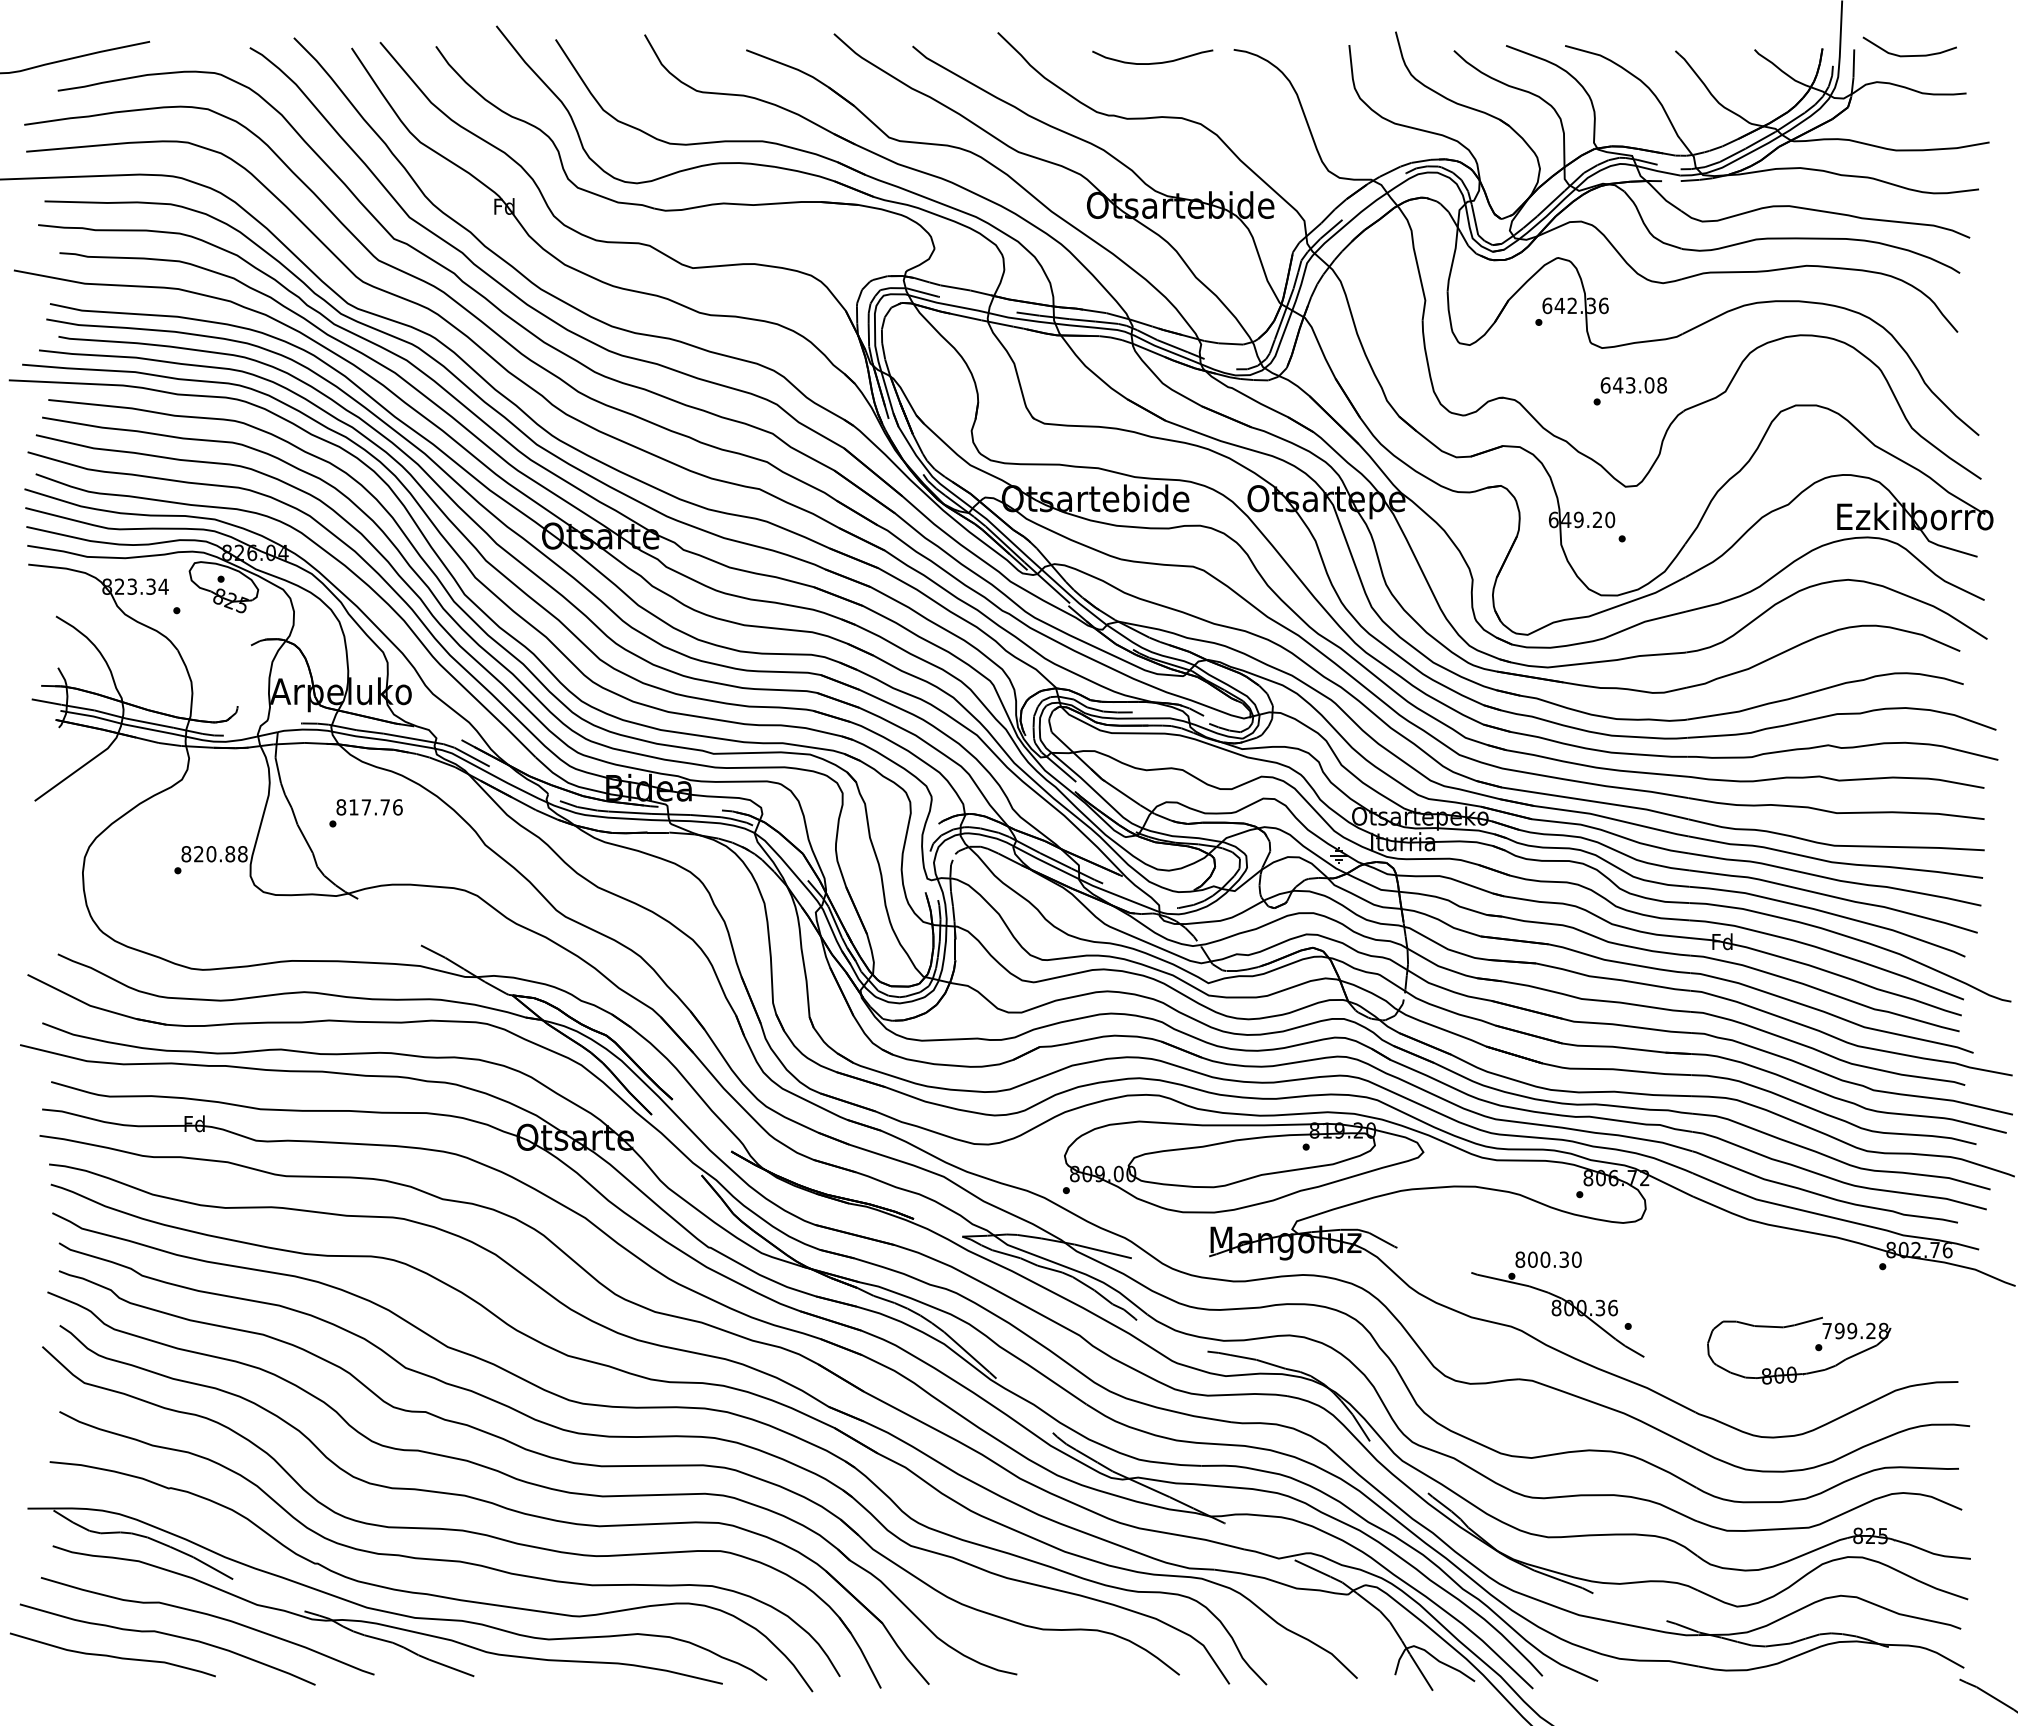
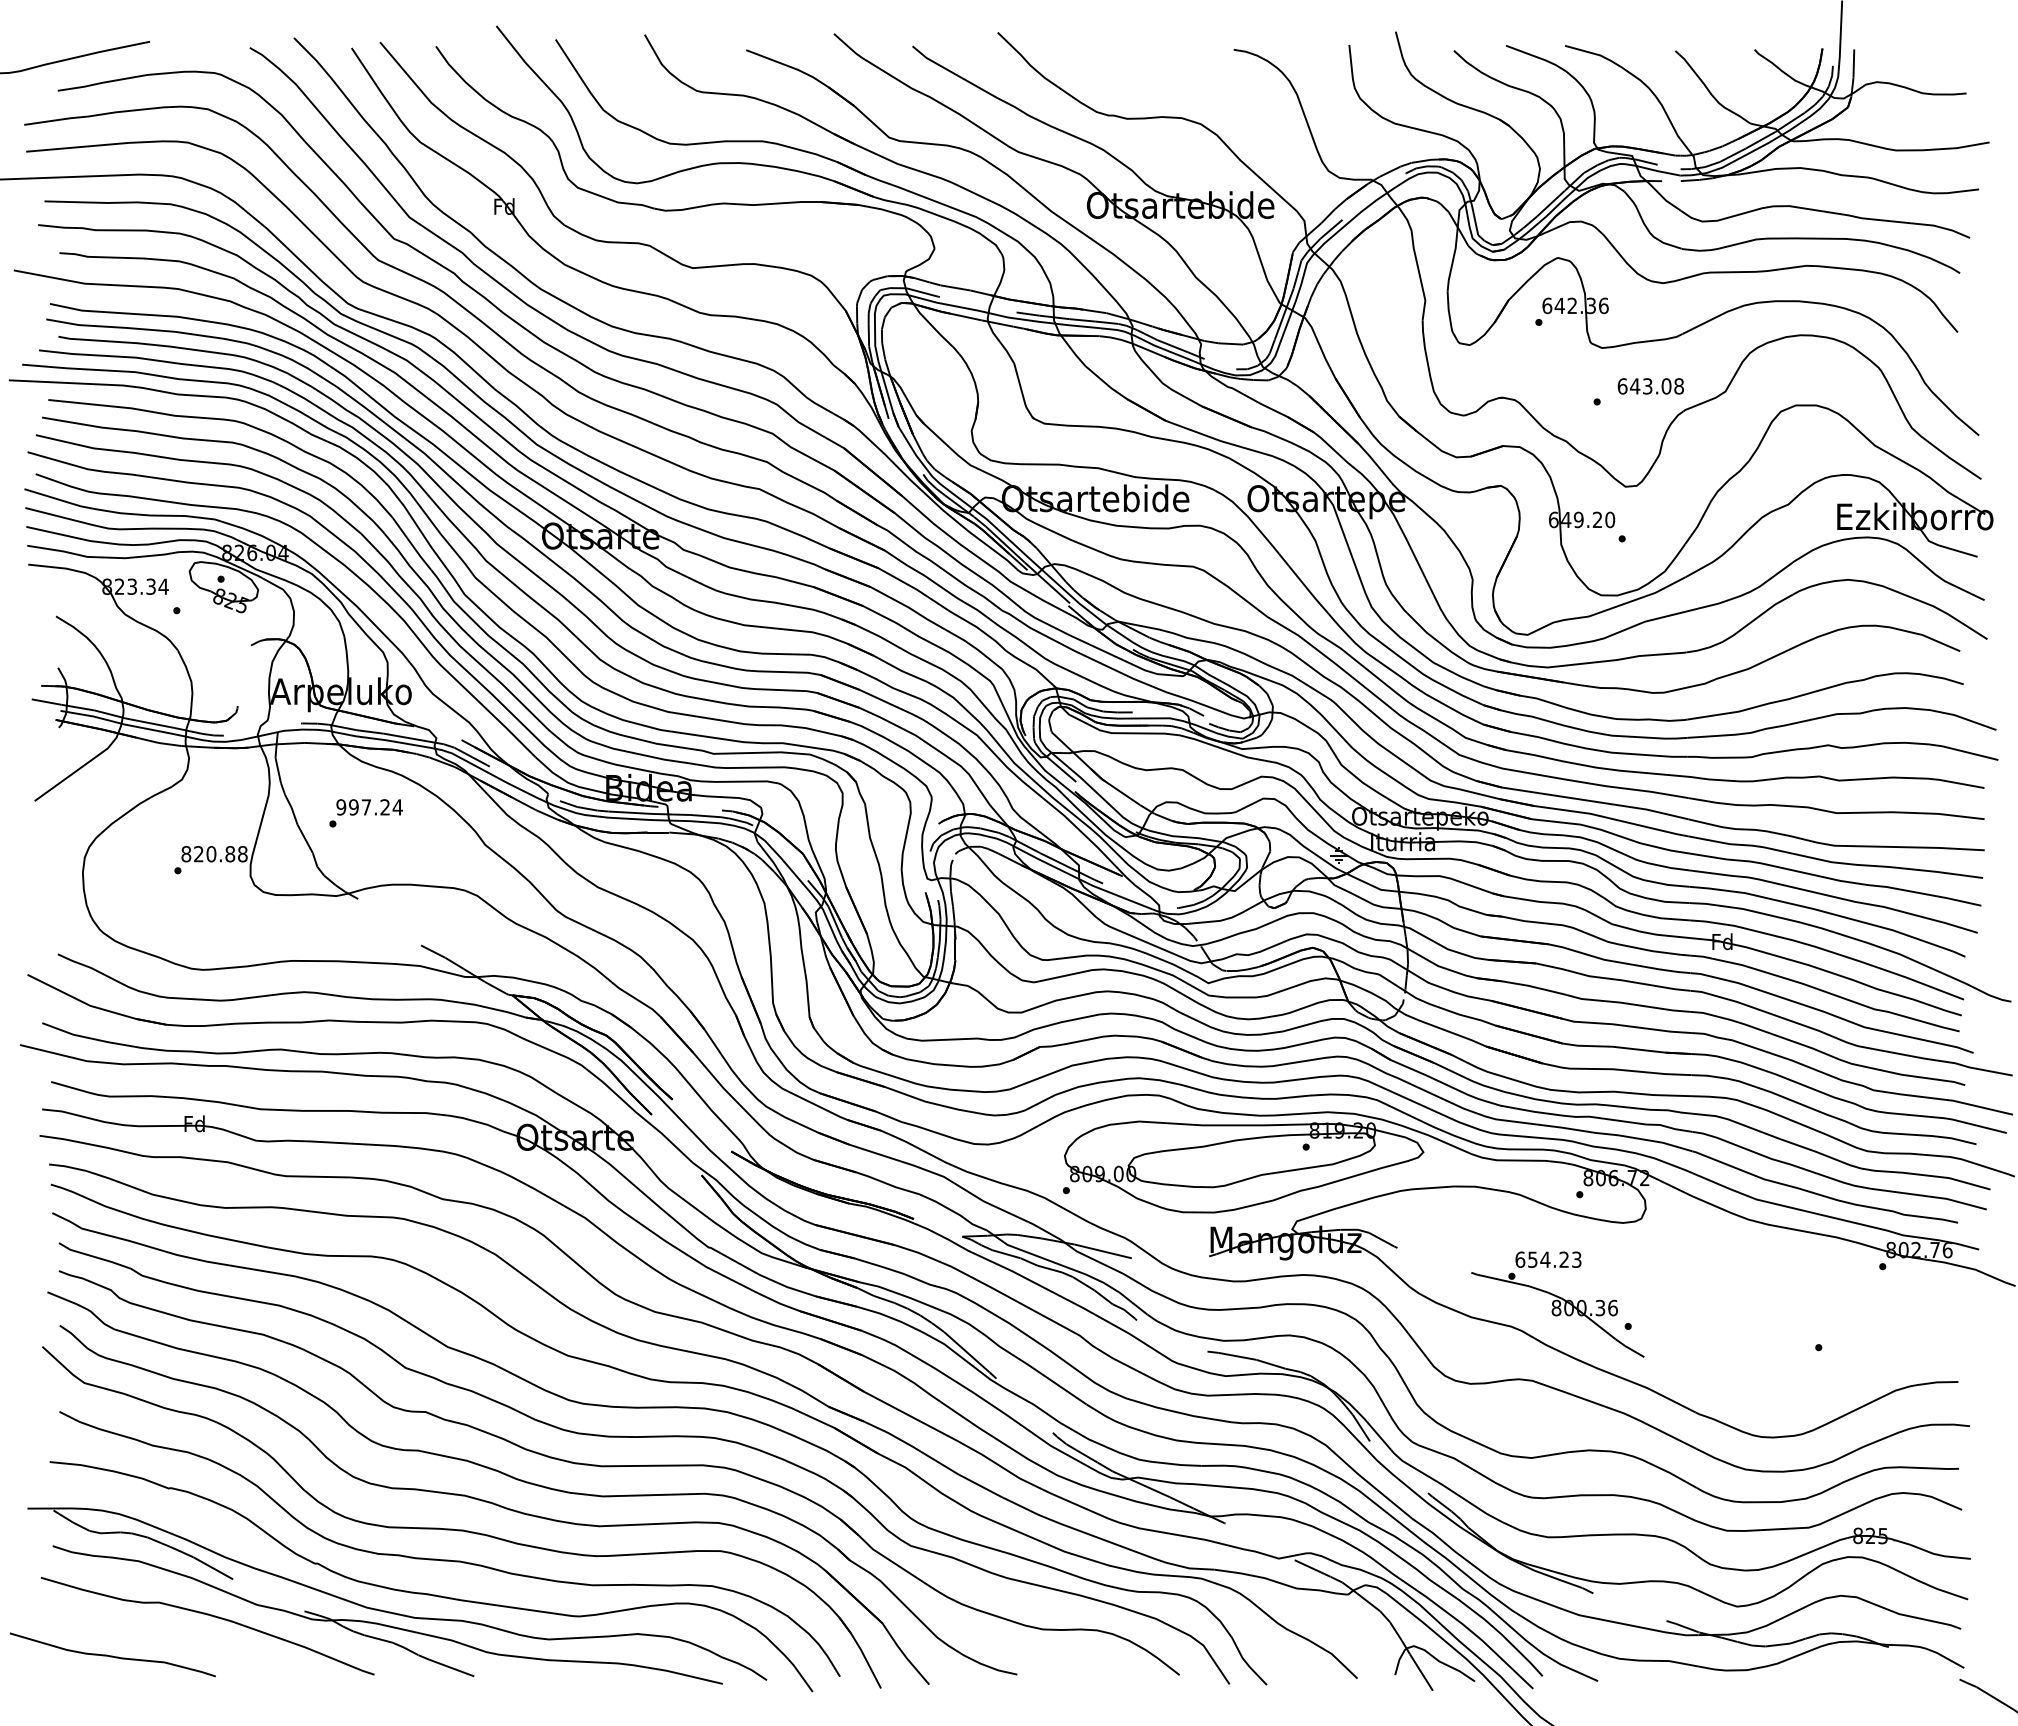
curve: present -> none (1909, 55)
curve: present -> none (1152, 62)
text position: (1633, 385) -> (1650, 386) (1650, 386)
text: 817.76 -> 997.24 (369, 807)
text: 800.30 -> 654.23 (1548, 1259)
part: present -> none (1792, 1366)
curve: present -> none (171, 1636)
